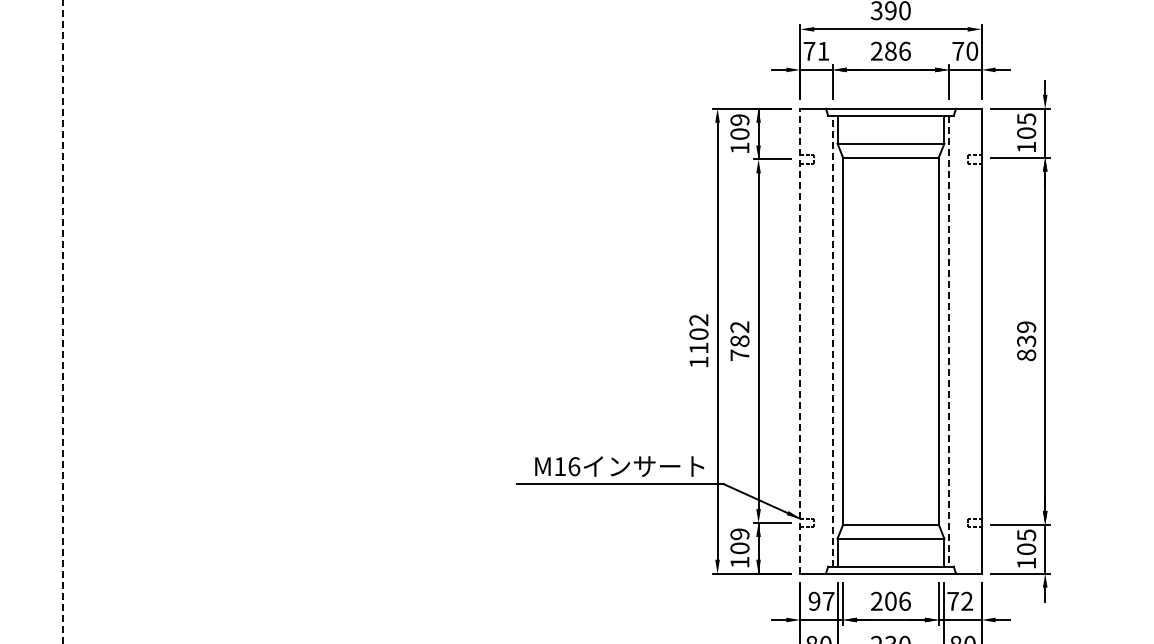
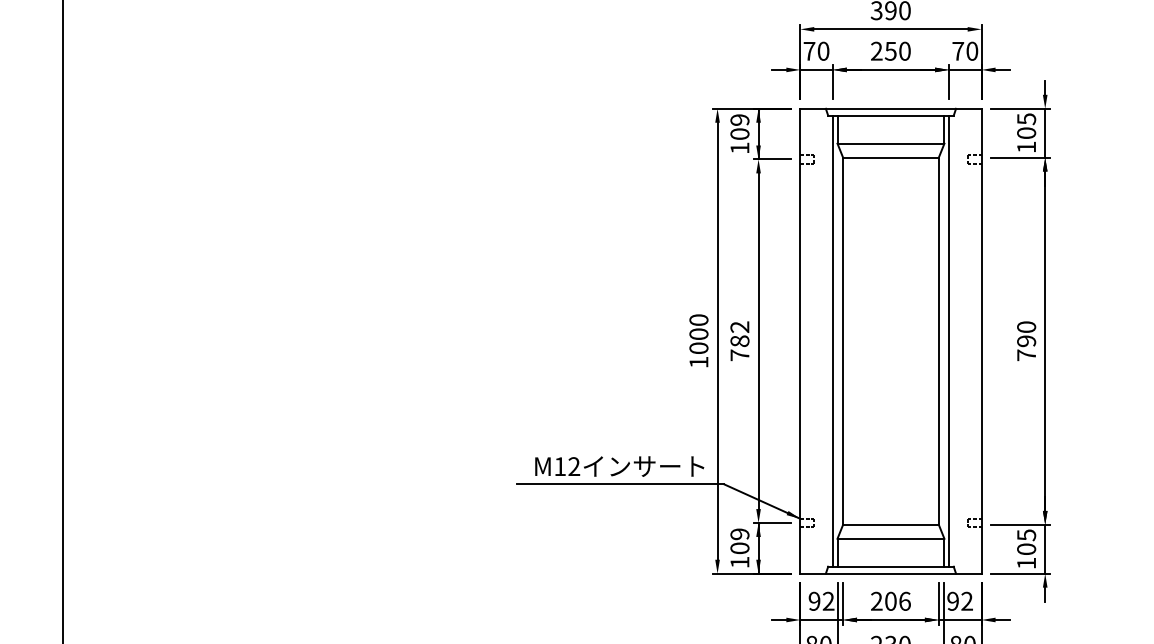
text: 71 -> 70 (823, 50)
text: 286 -> 250 (897, 50)
line: dashed -> solid (63, 321)
text: 1102 -> 1000 (698, 333)
line: dashed -> solid (800, 340)
line: dashed -> solid (832, 340)
line: dashed -> solid (949, 341)
text: 839 -> 790 (1026, 341)
text: M16 -> M12 (574, 466)
text: 97 -> 92 (828, 600)
text: 72 -> 92 (952, 600)
